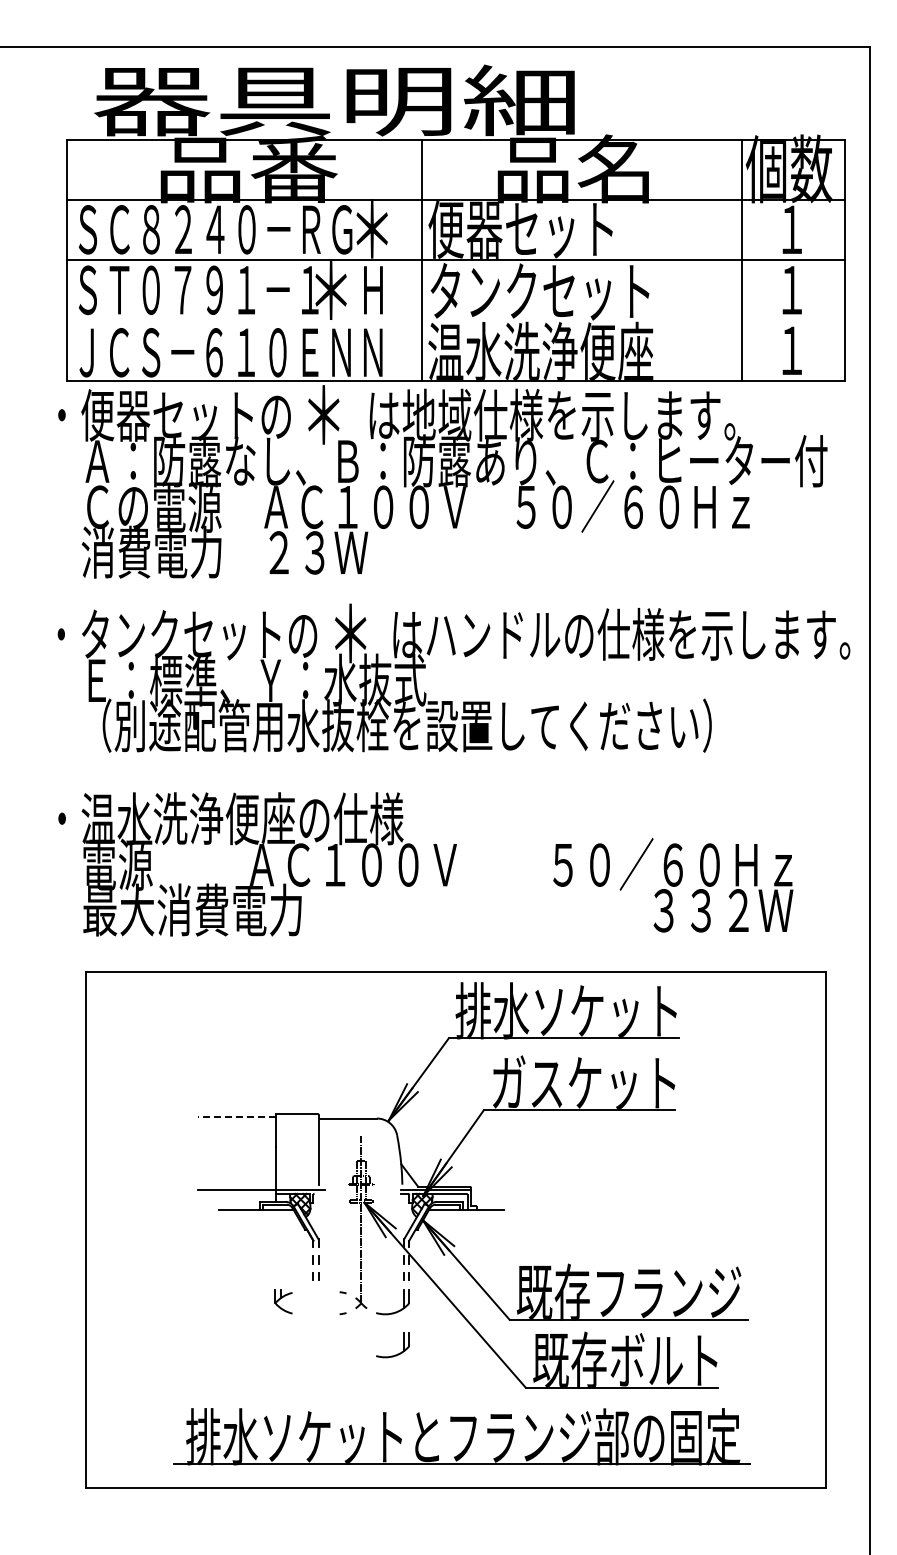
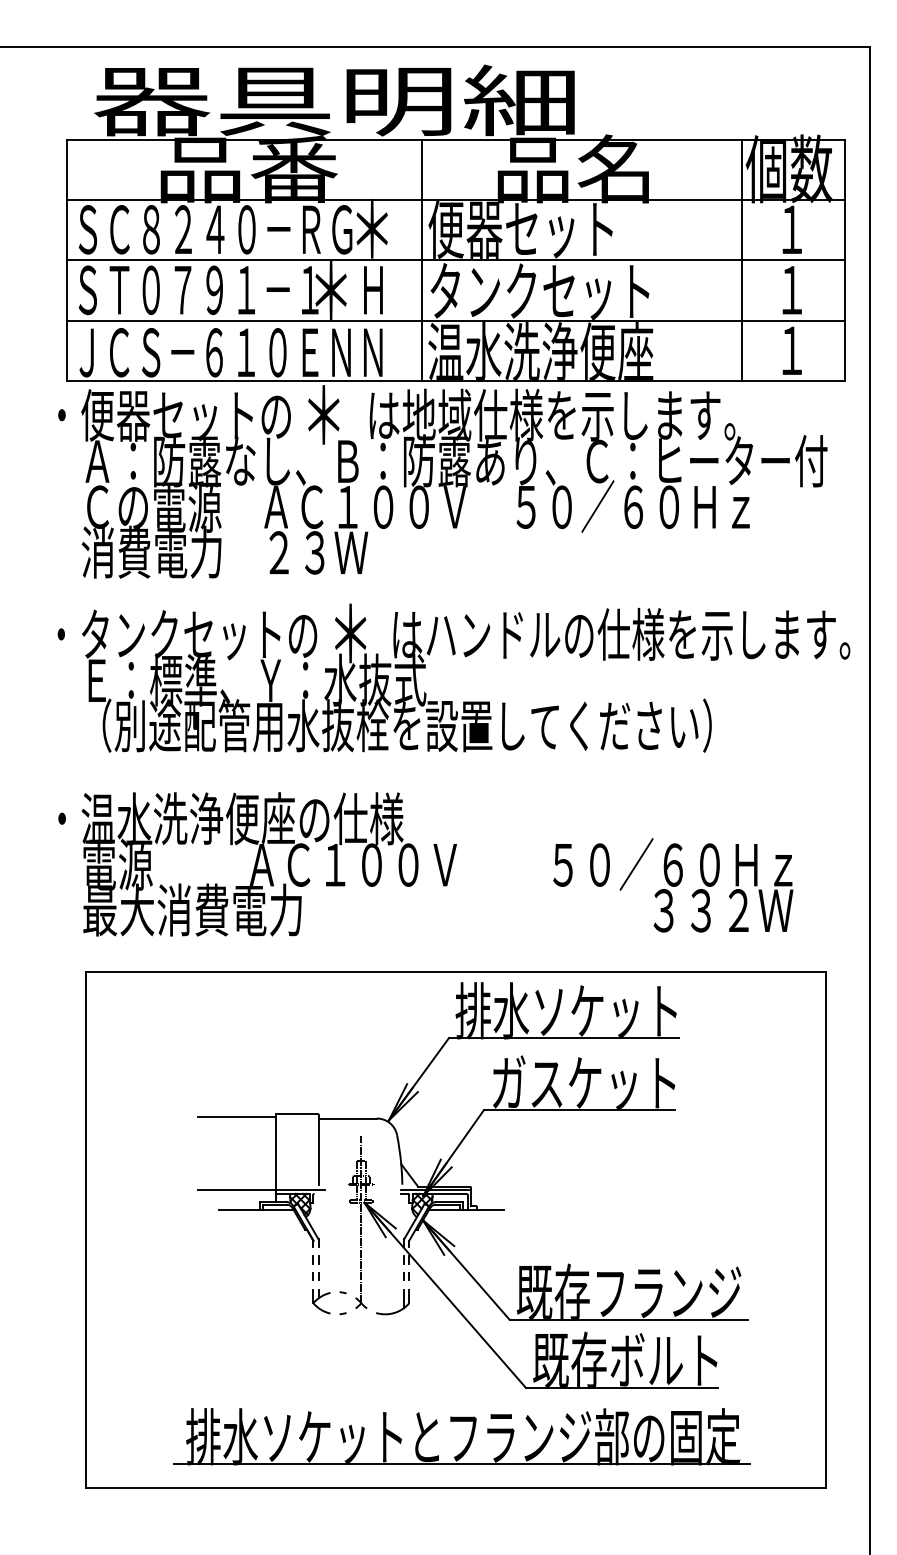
line: none -> present (455, 320)
line: dashed -> solid (236, 1117)
part position: (283, 1301) -> (321, 1301) (321, 1301)
part: present -> none (397, 1353)
